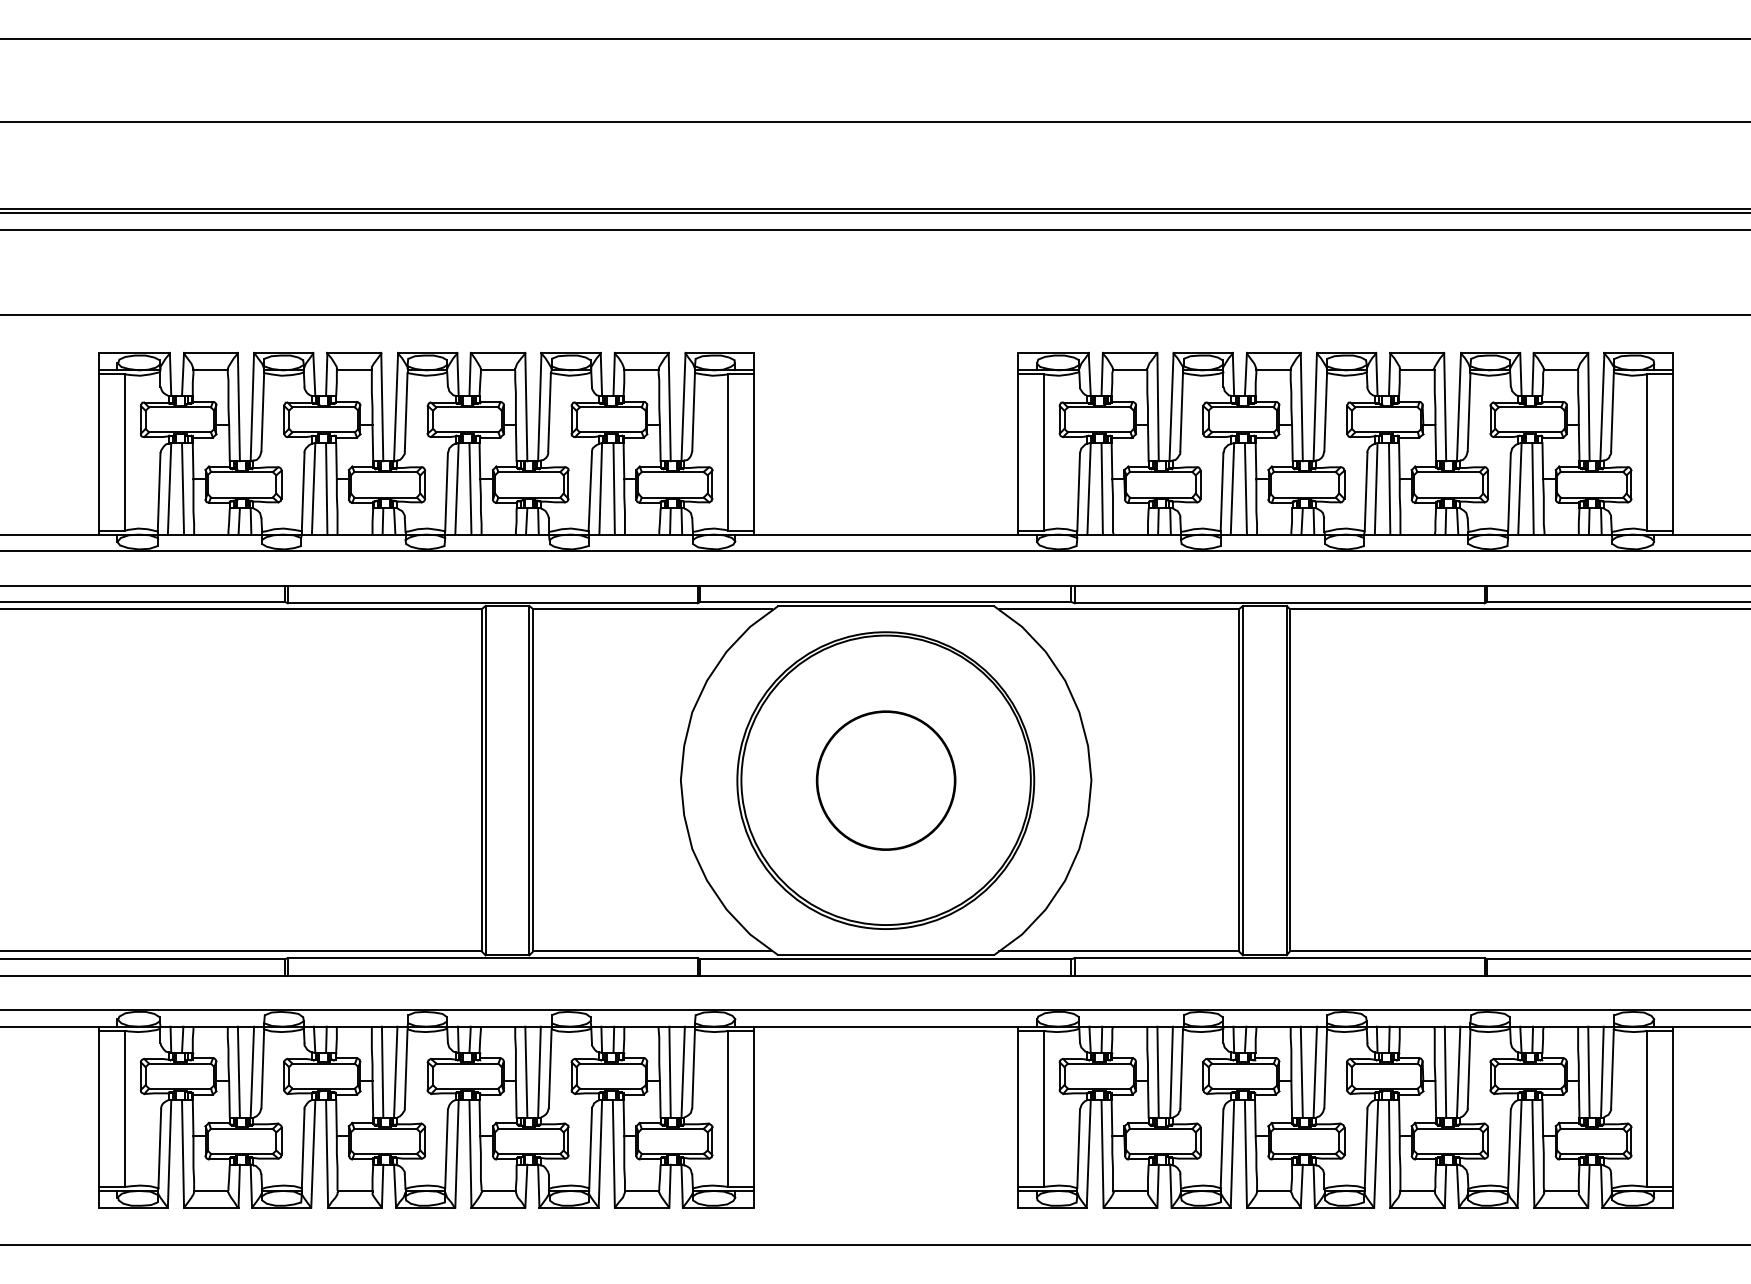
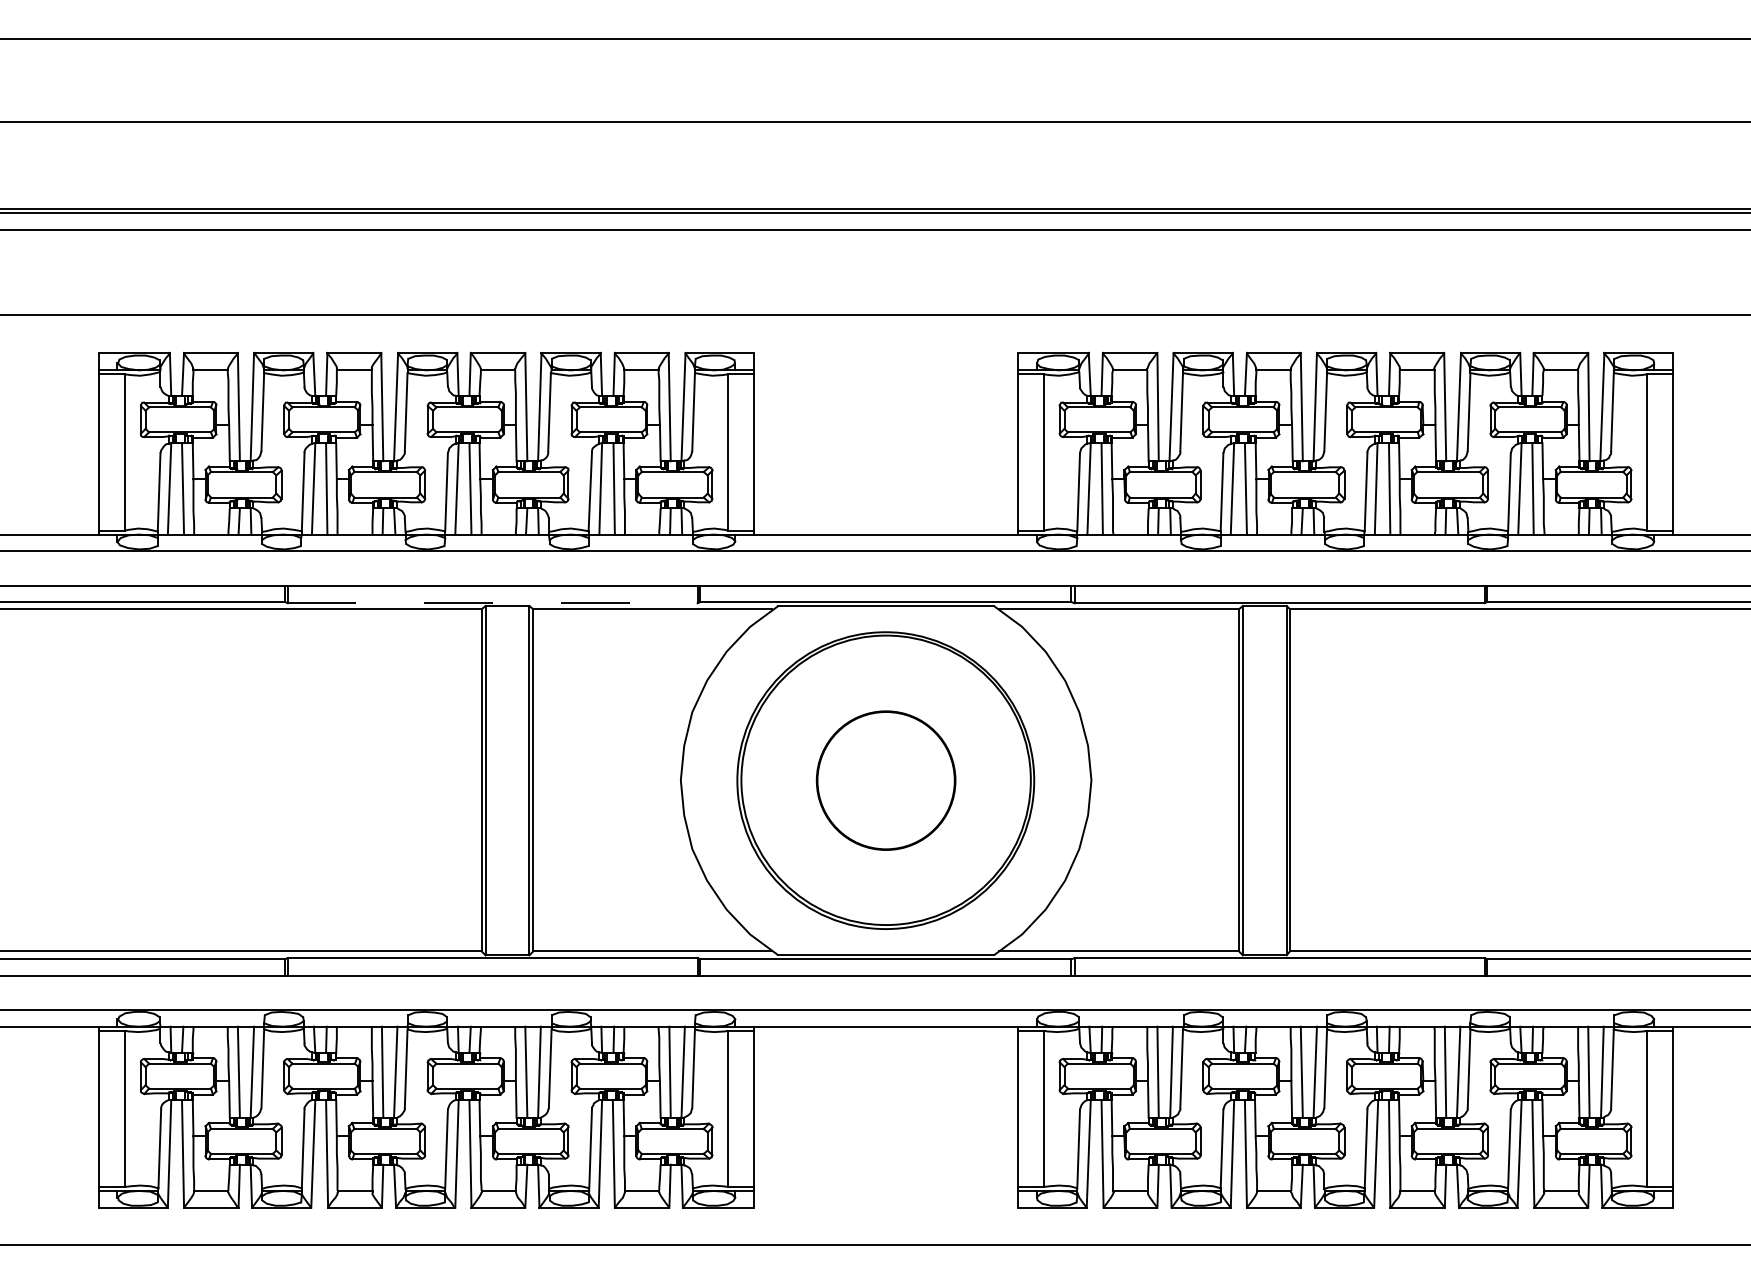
line: solid -> dashed (492, 603)
